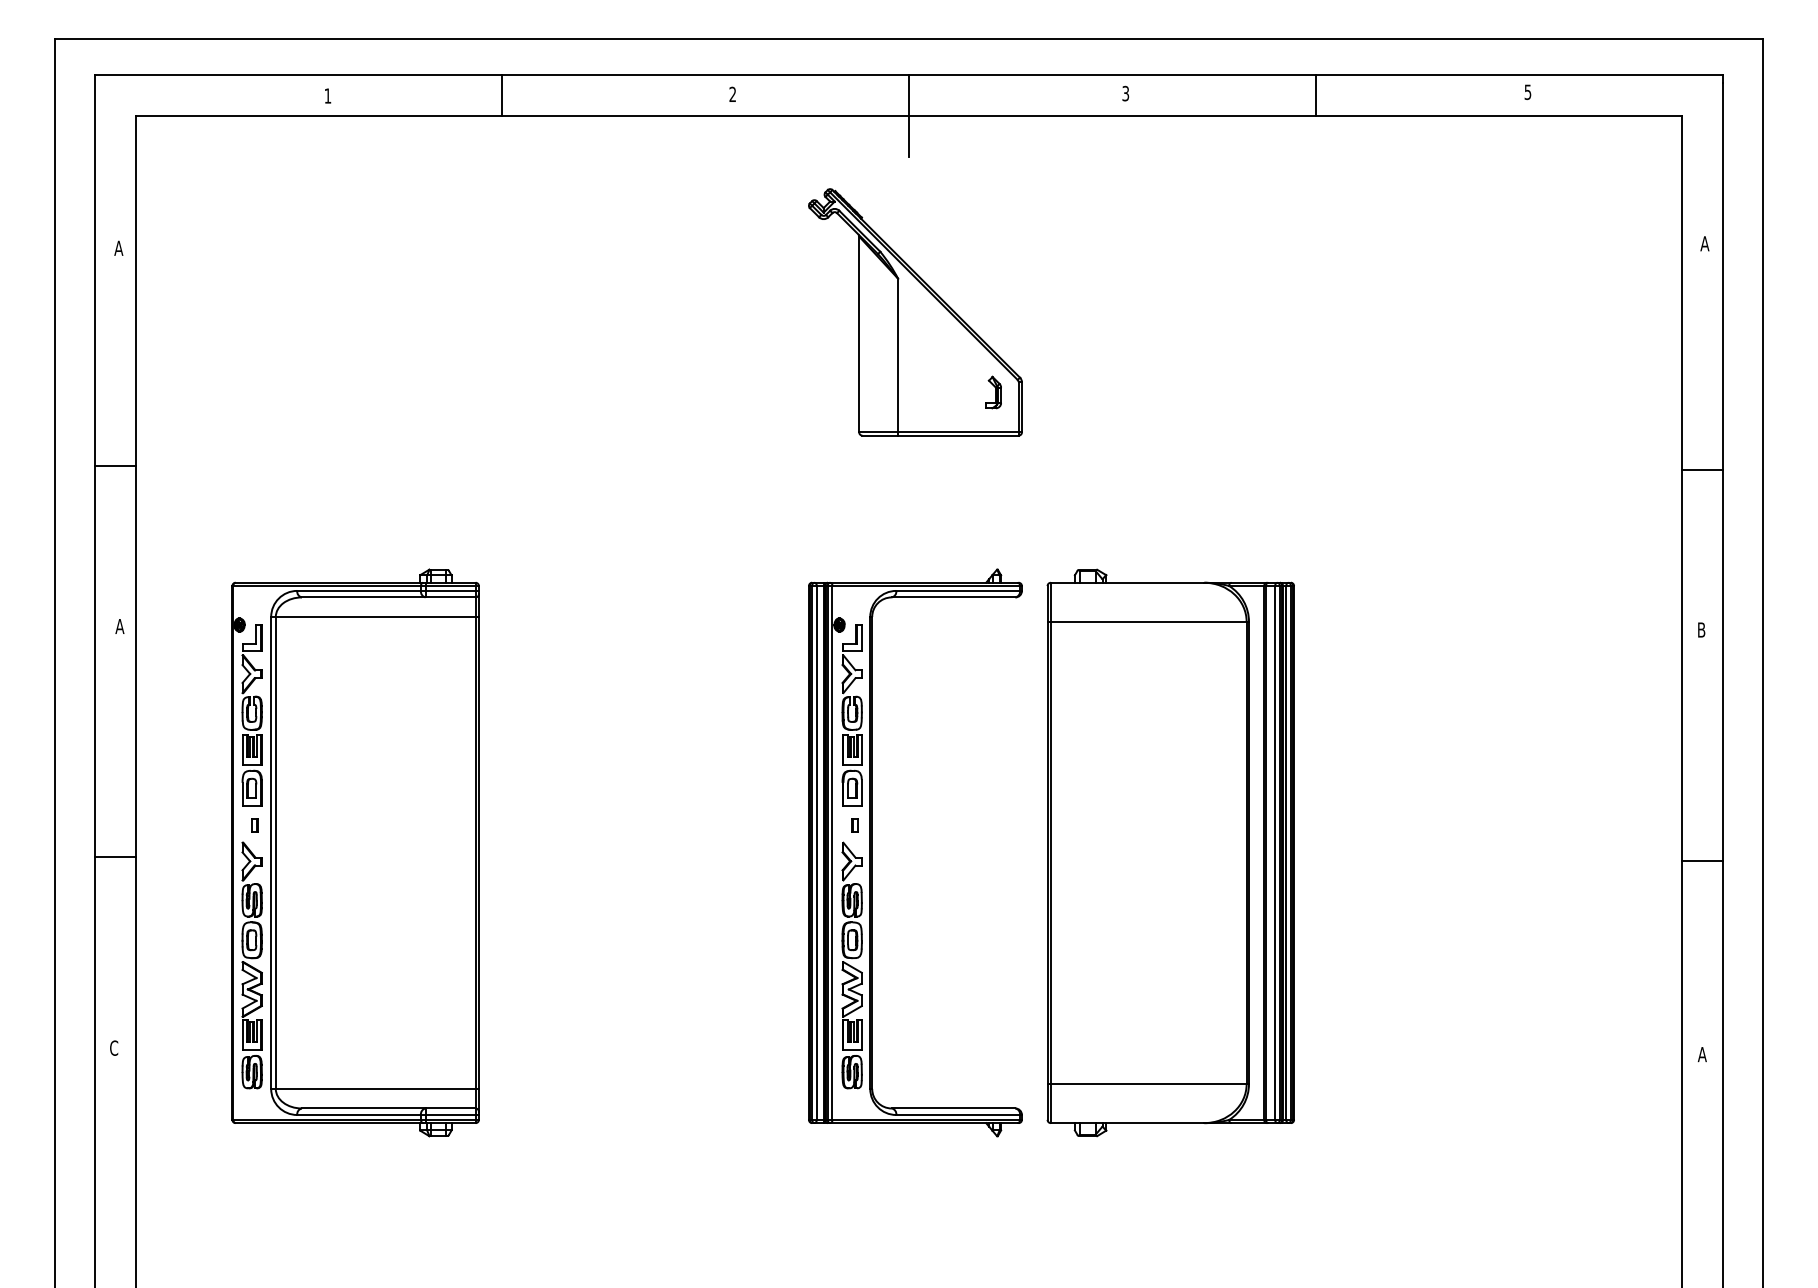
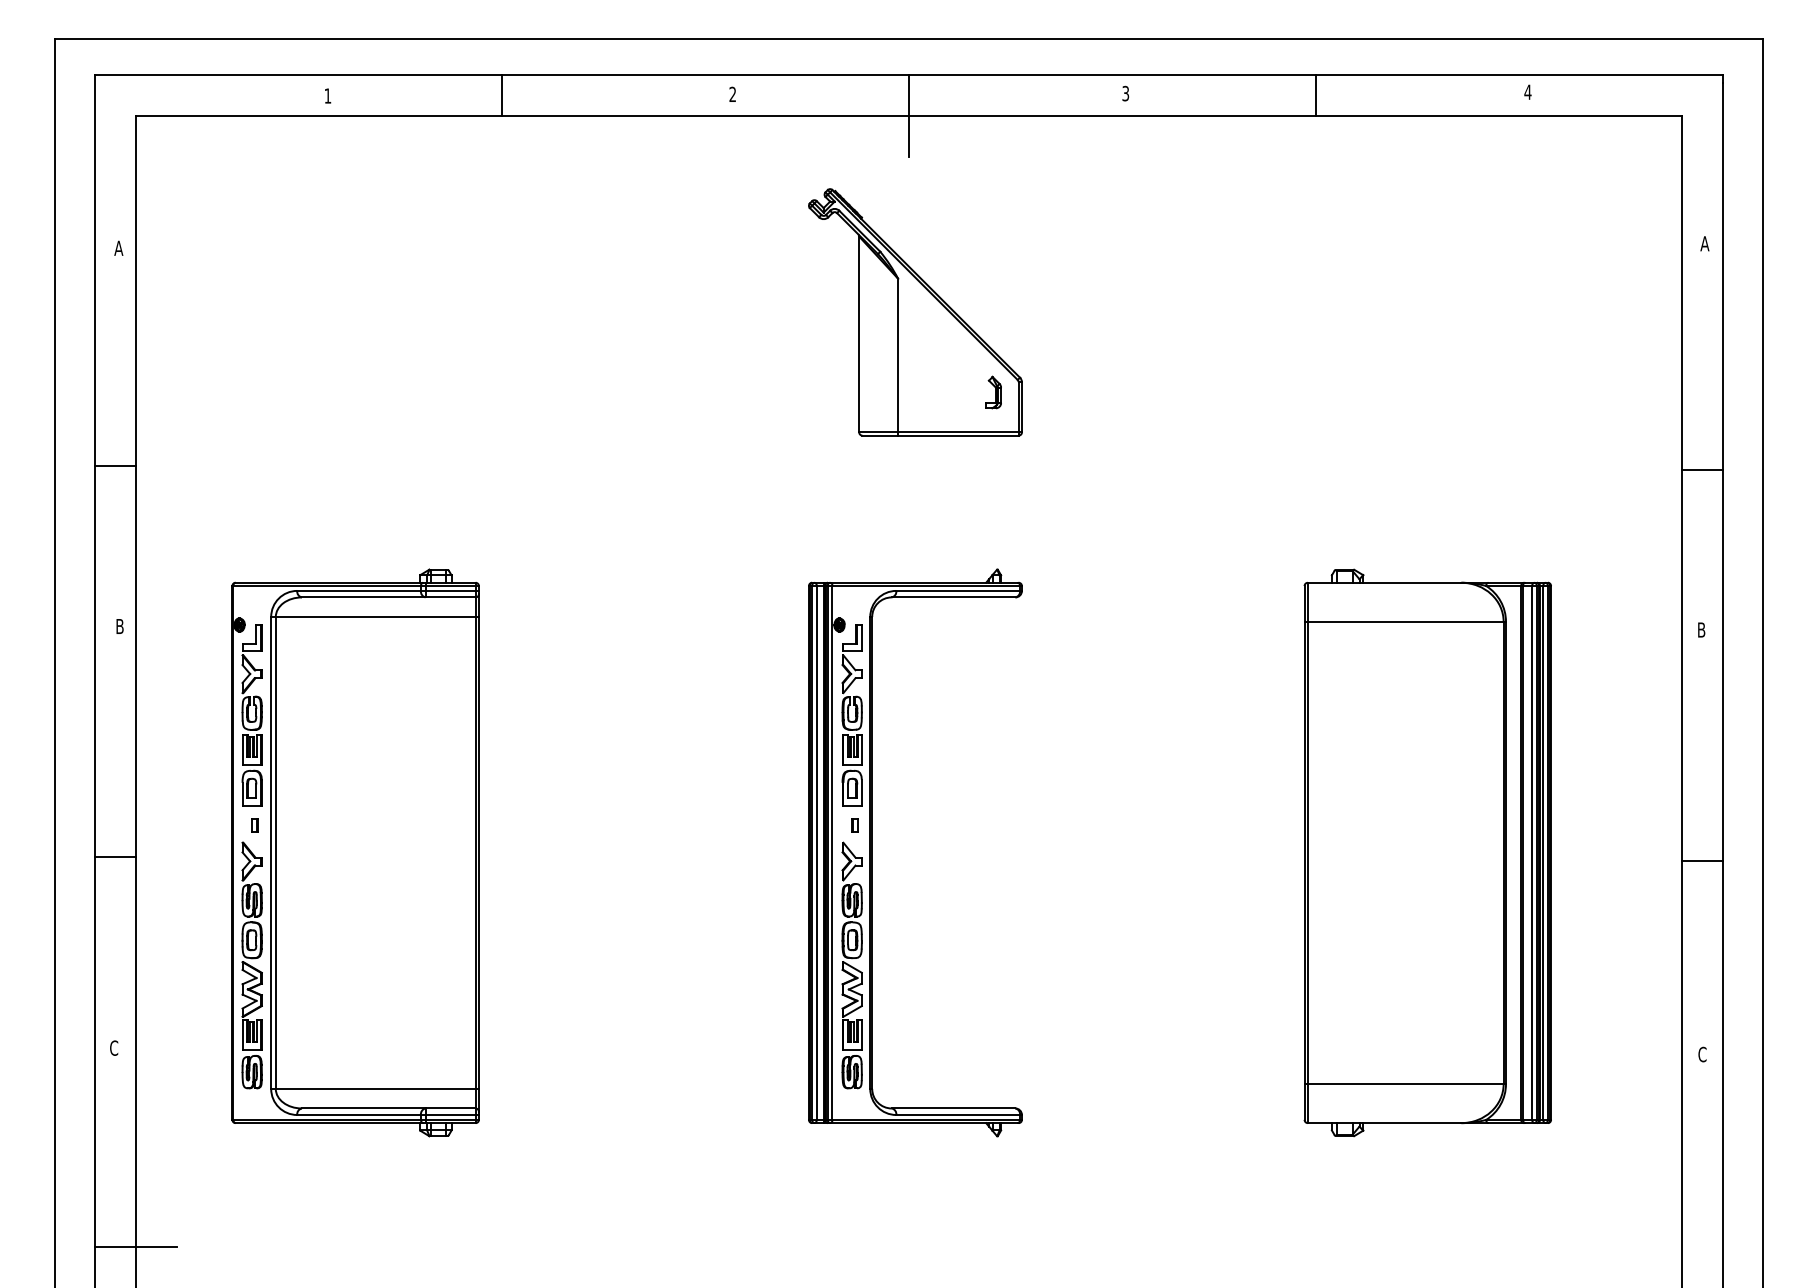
text: 5 -> 4 (1527, 92)
text: A -> B (119, 626)
part position: (1170, 852) -> (1427, 852) (1427, 852)
text: A -> C (1701, 1054)
line: none -> present (135, 1247)
